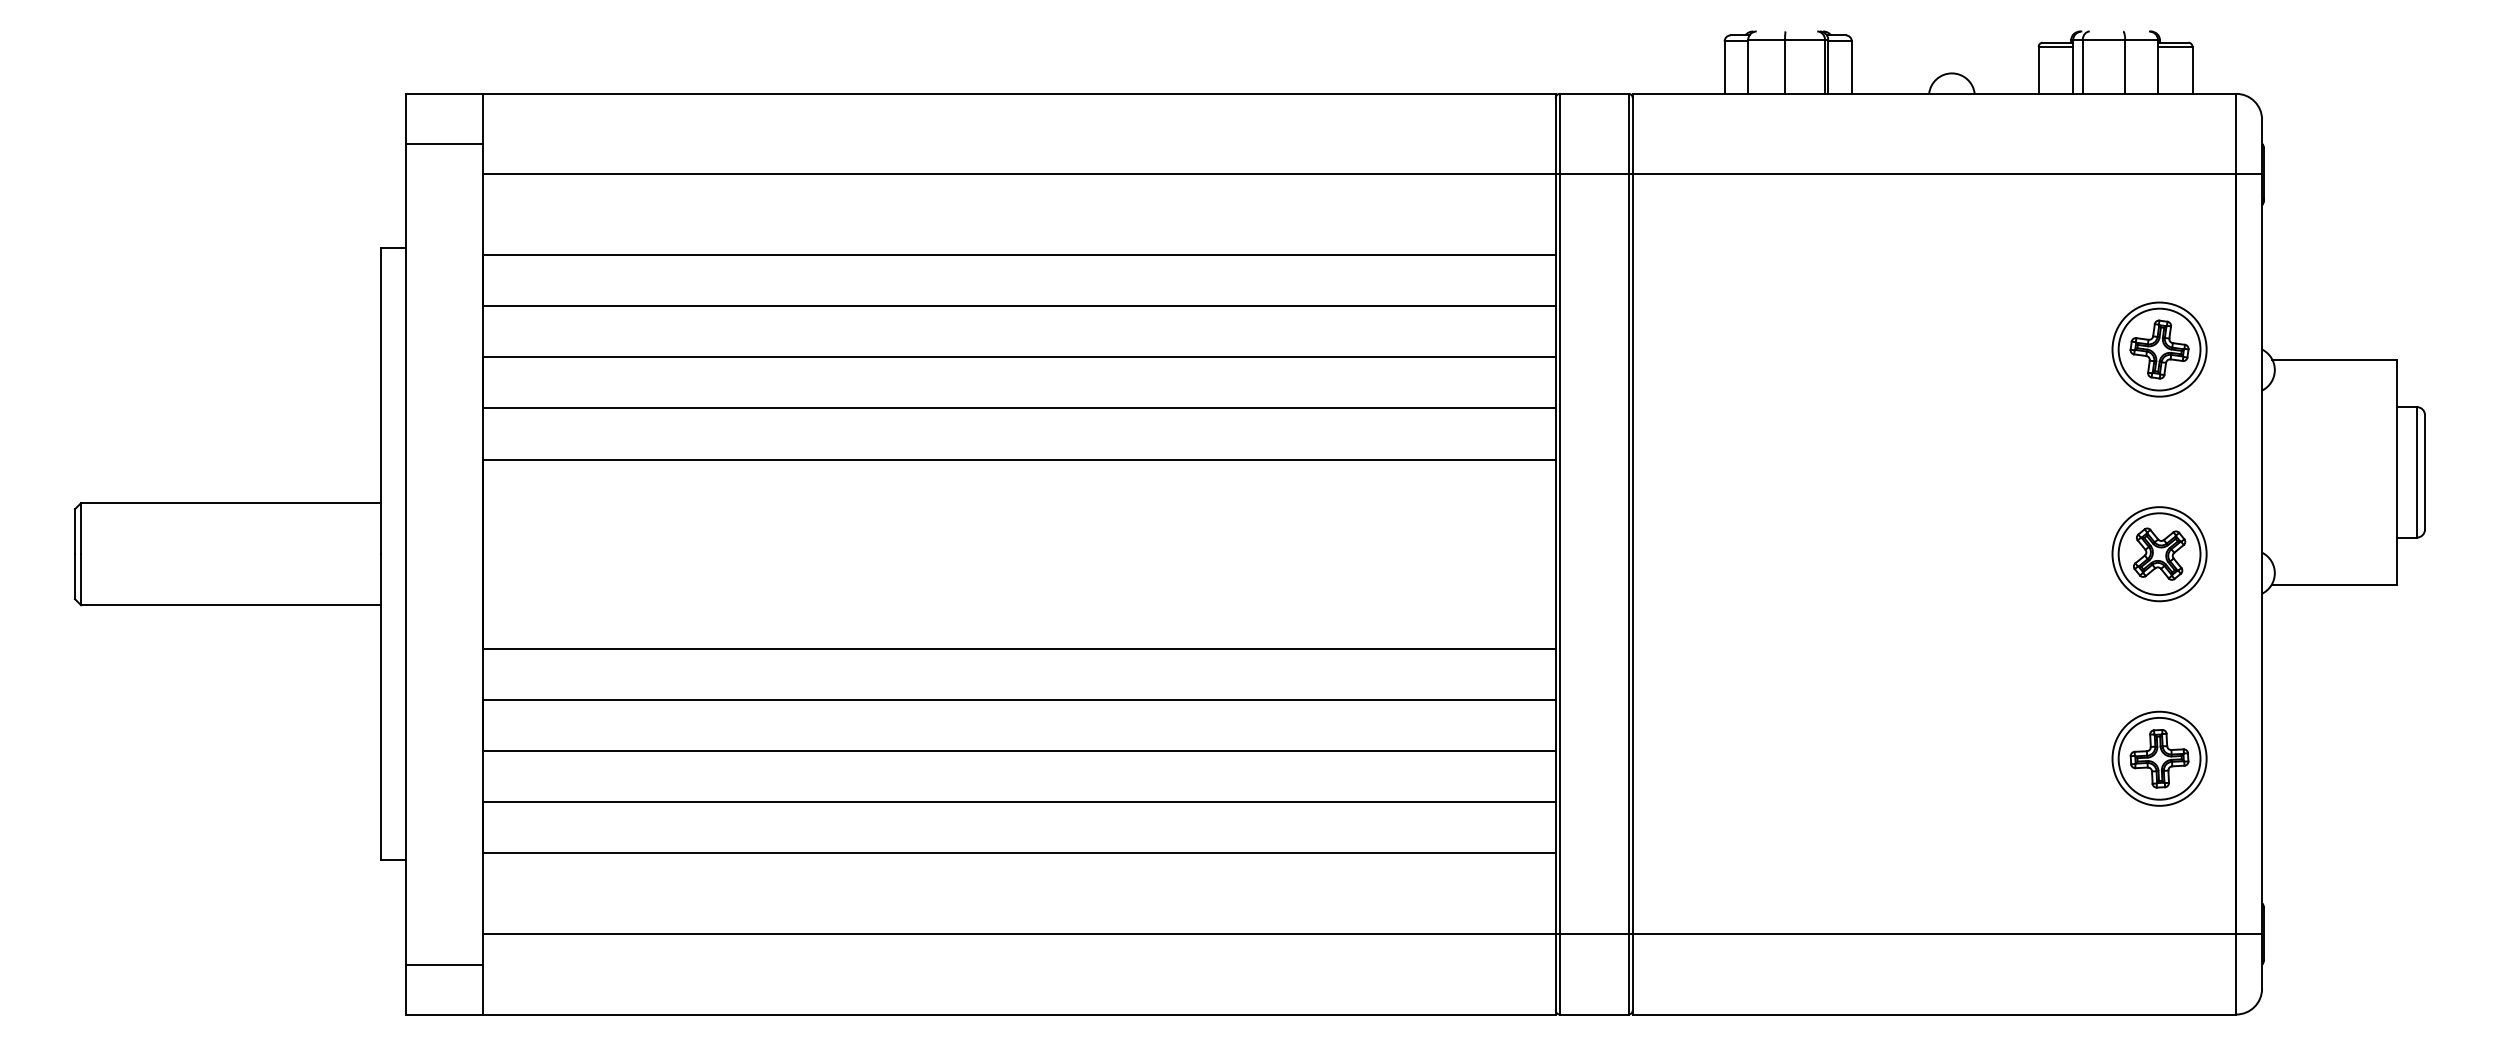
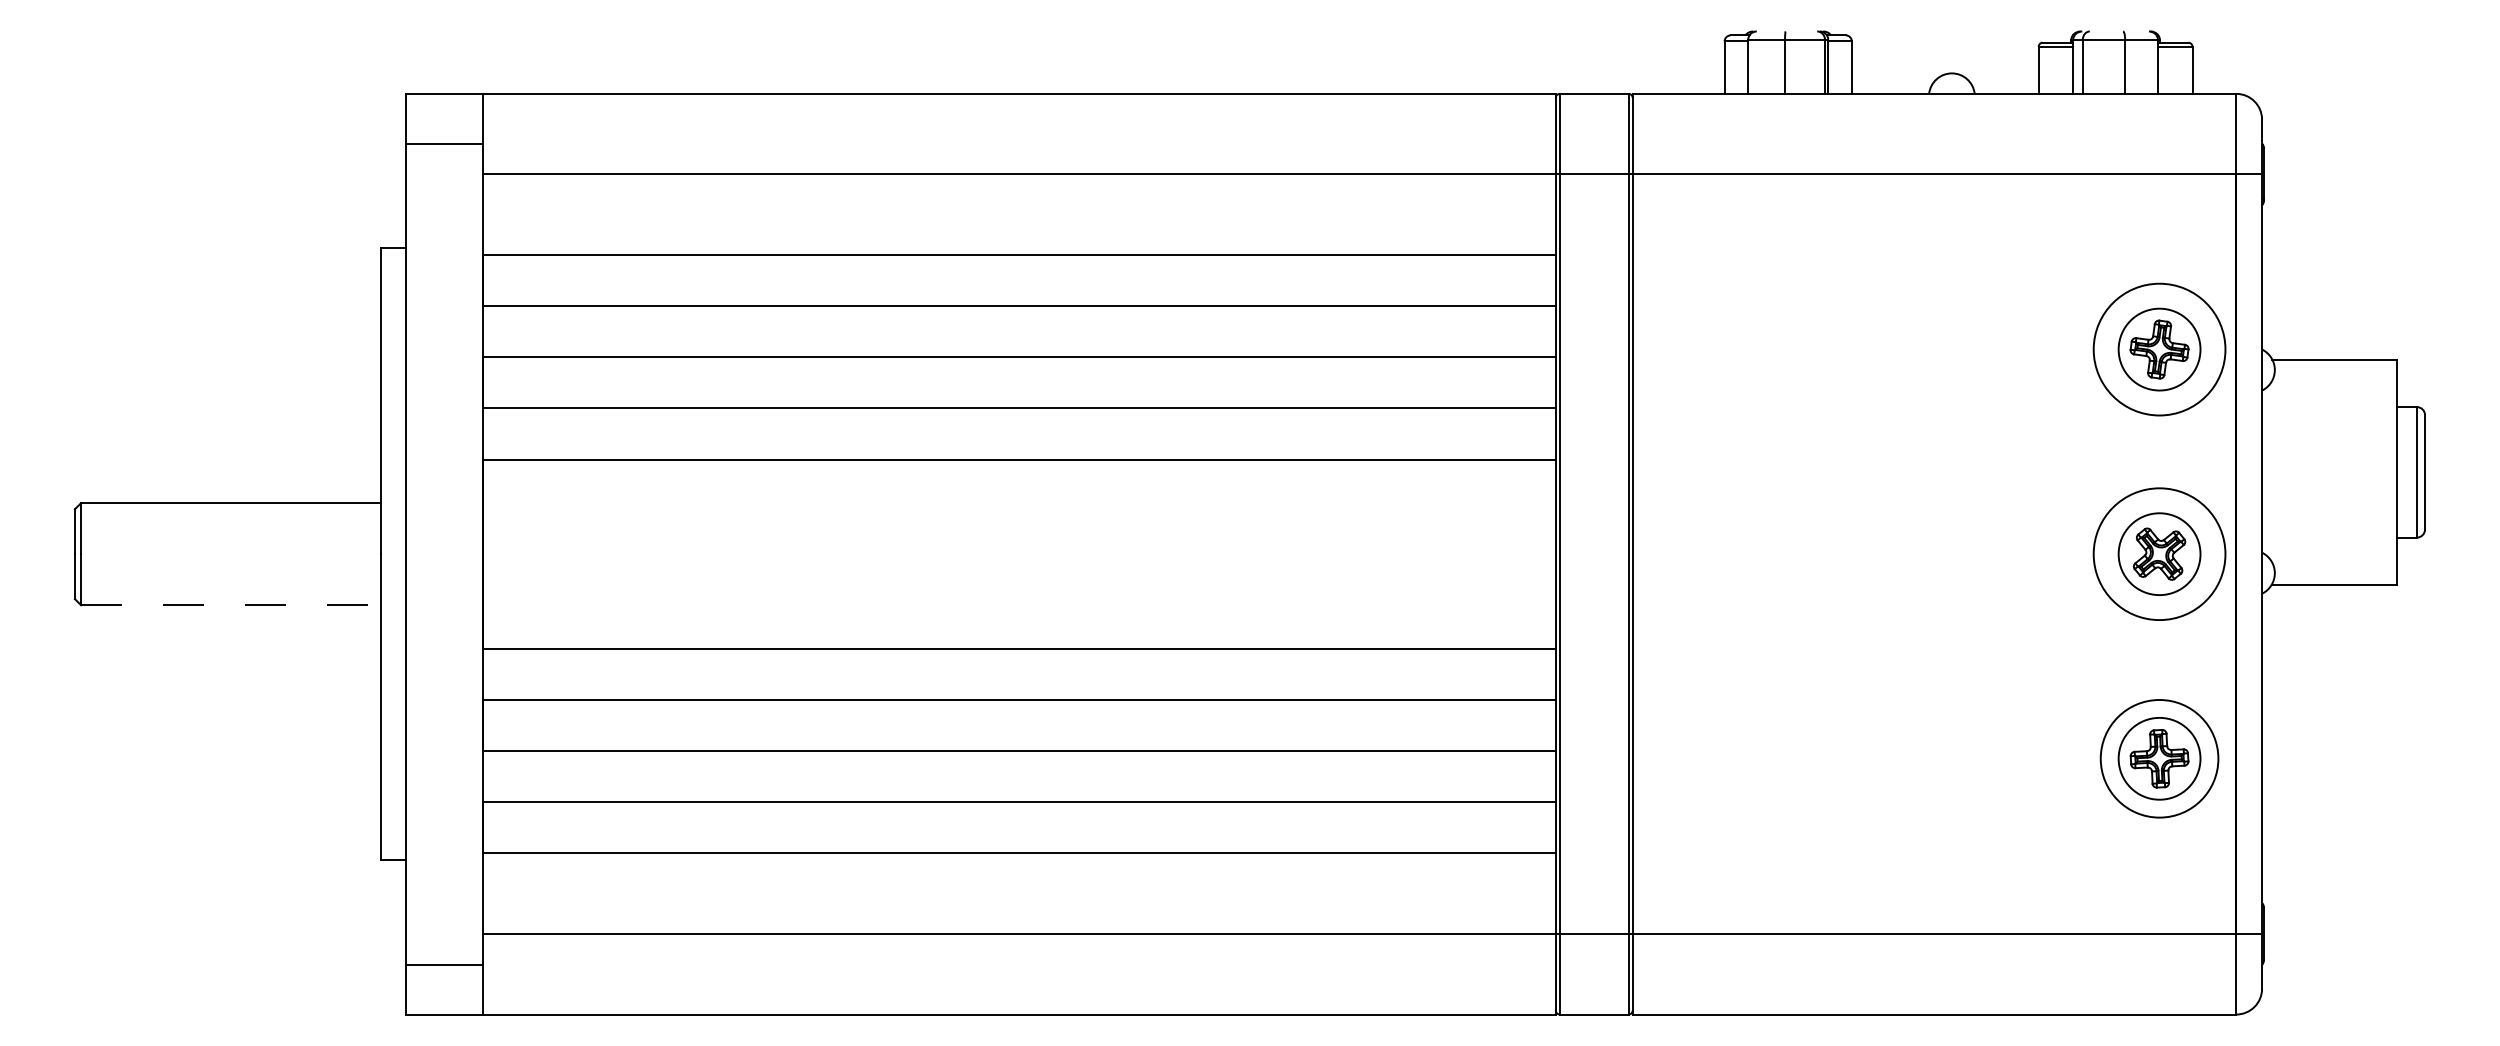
circle diameter: 94 px -> 132 px (2159, 349)
circle diameter: 94 px -> 132 px (2159, 554)
line: solid -> dashed (230, 605)
circle diameter: 94 px -> 118 px (2159, 758)
